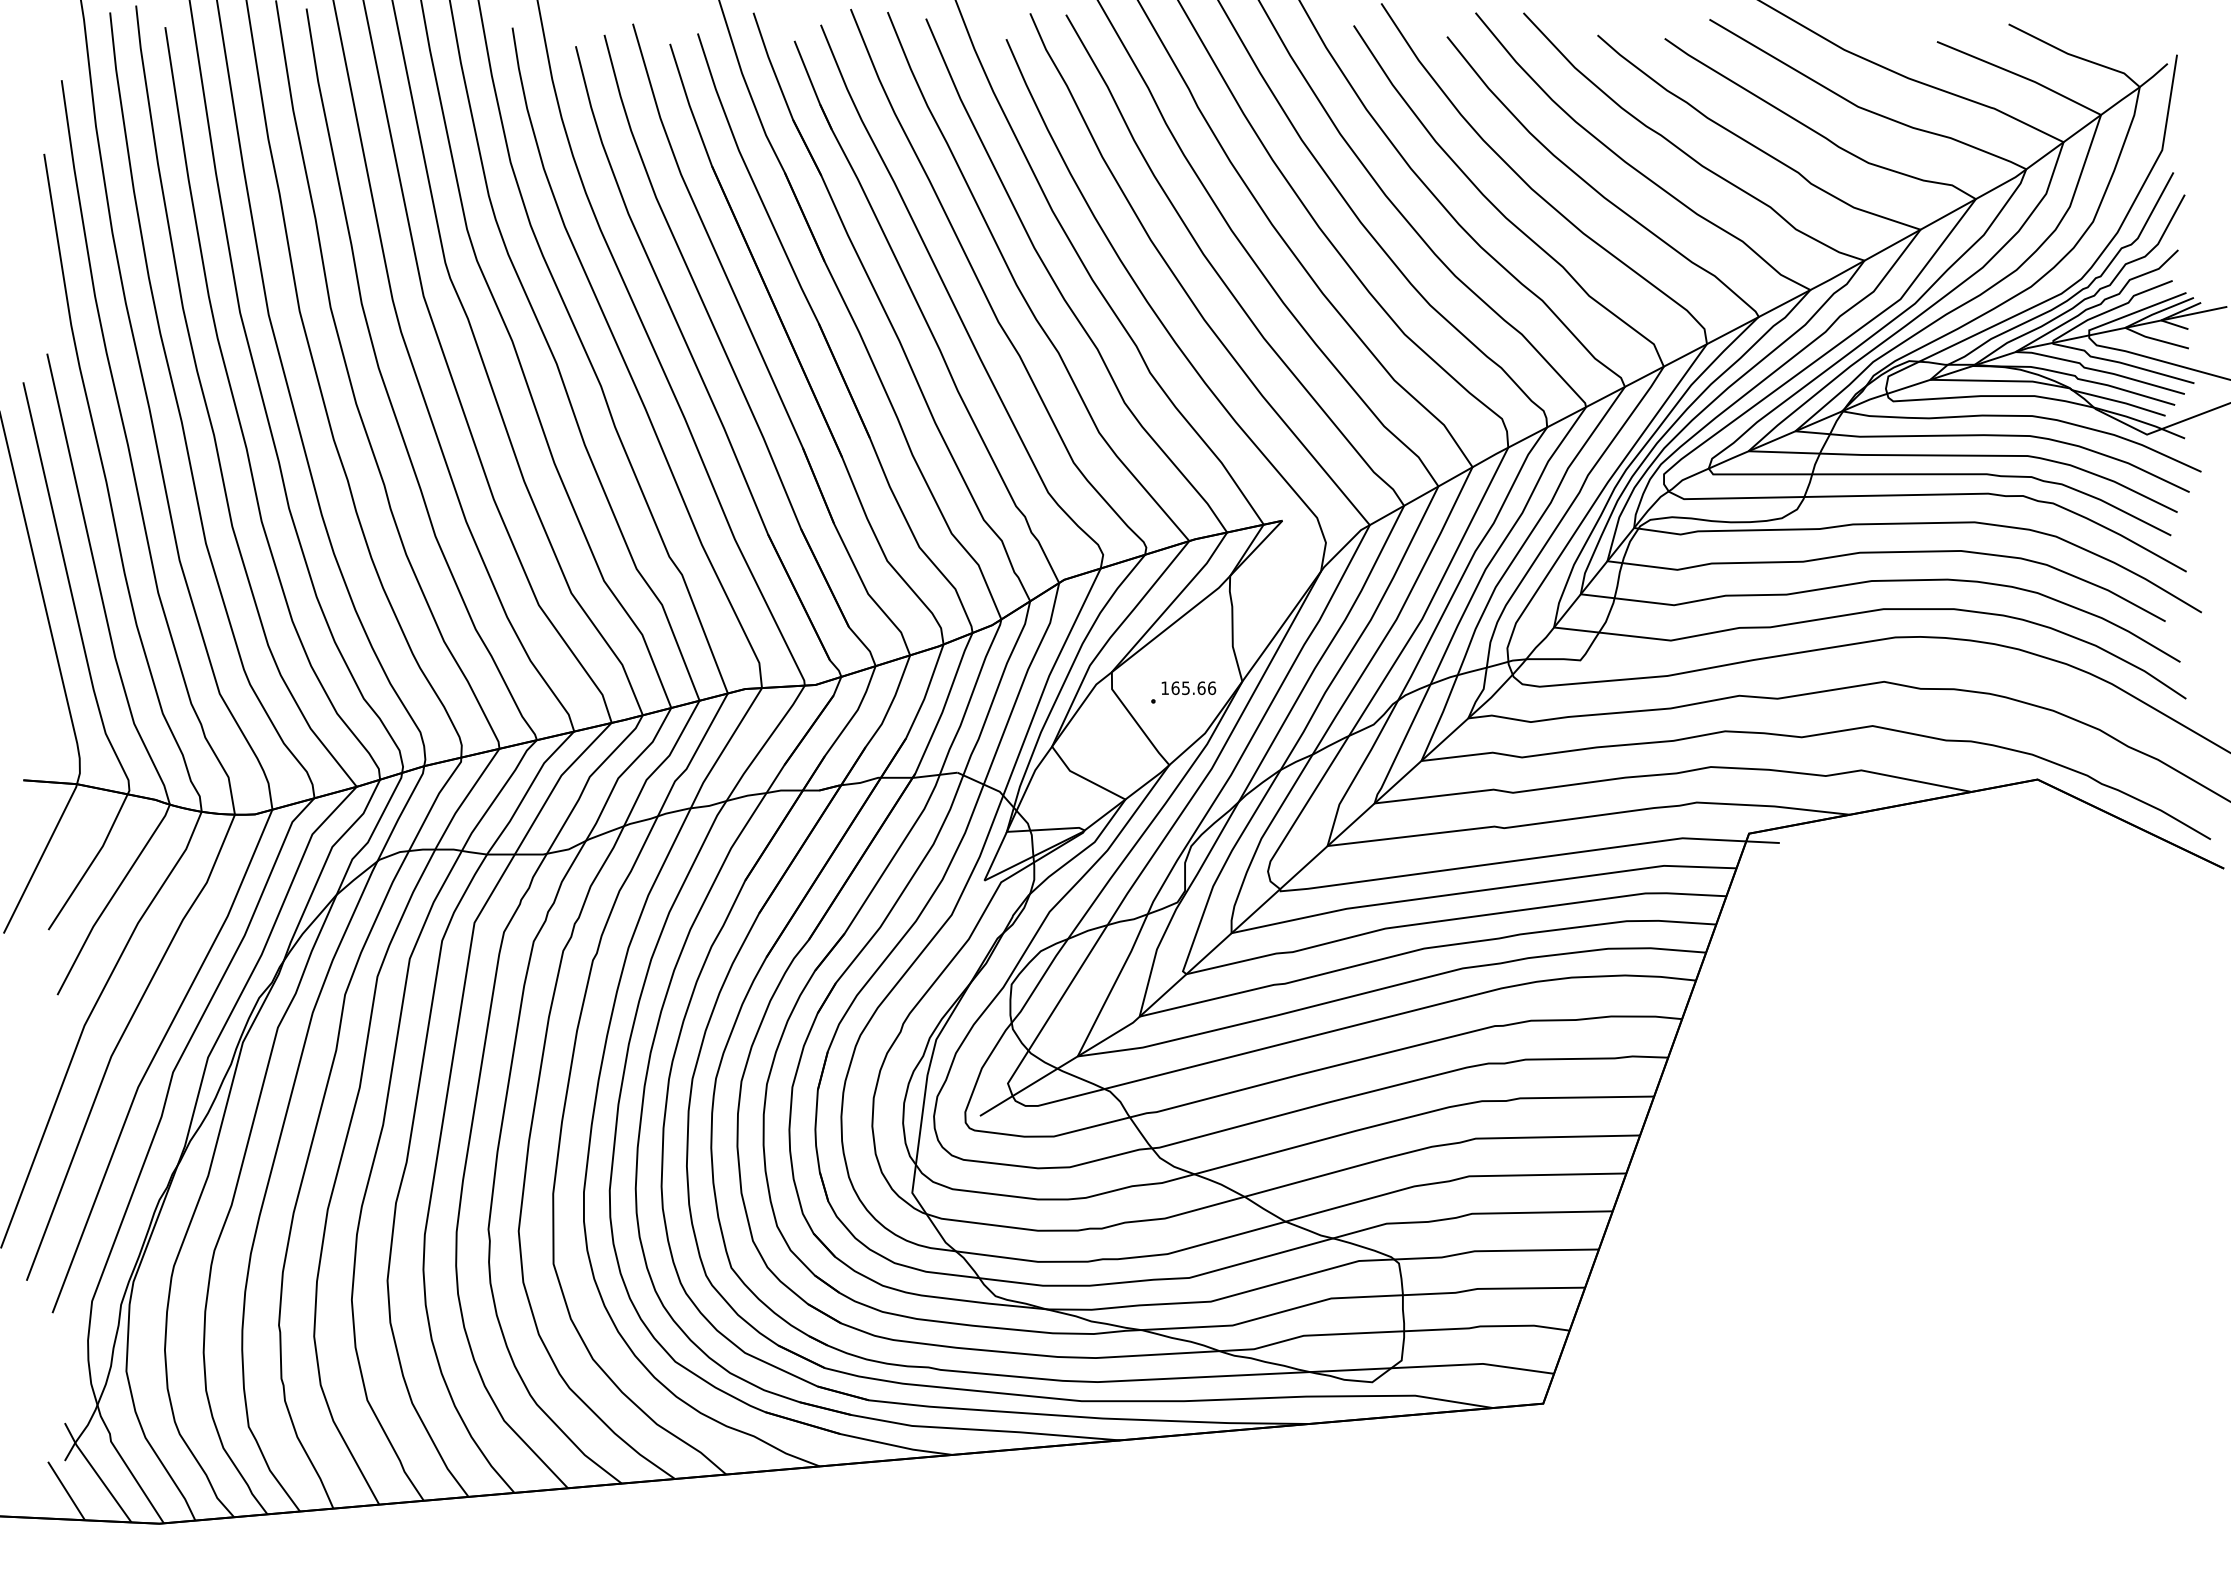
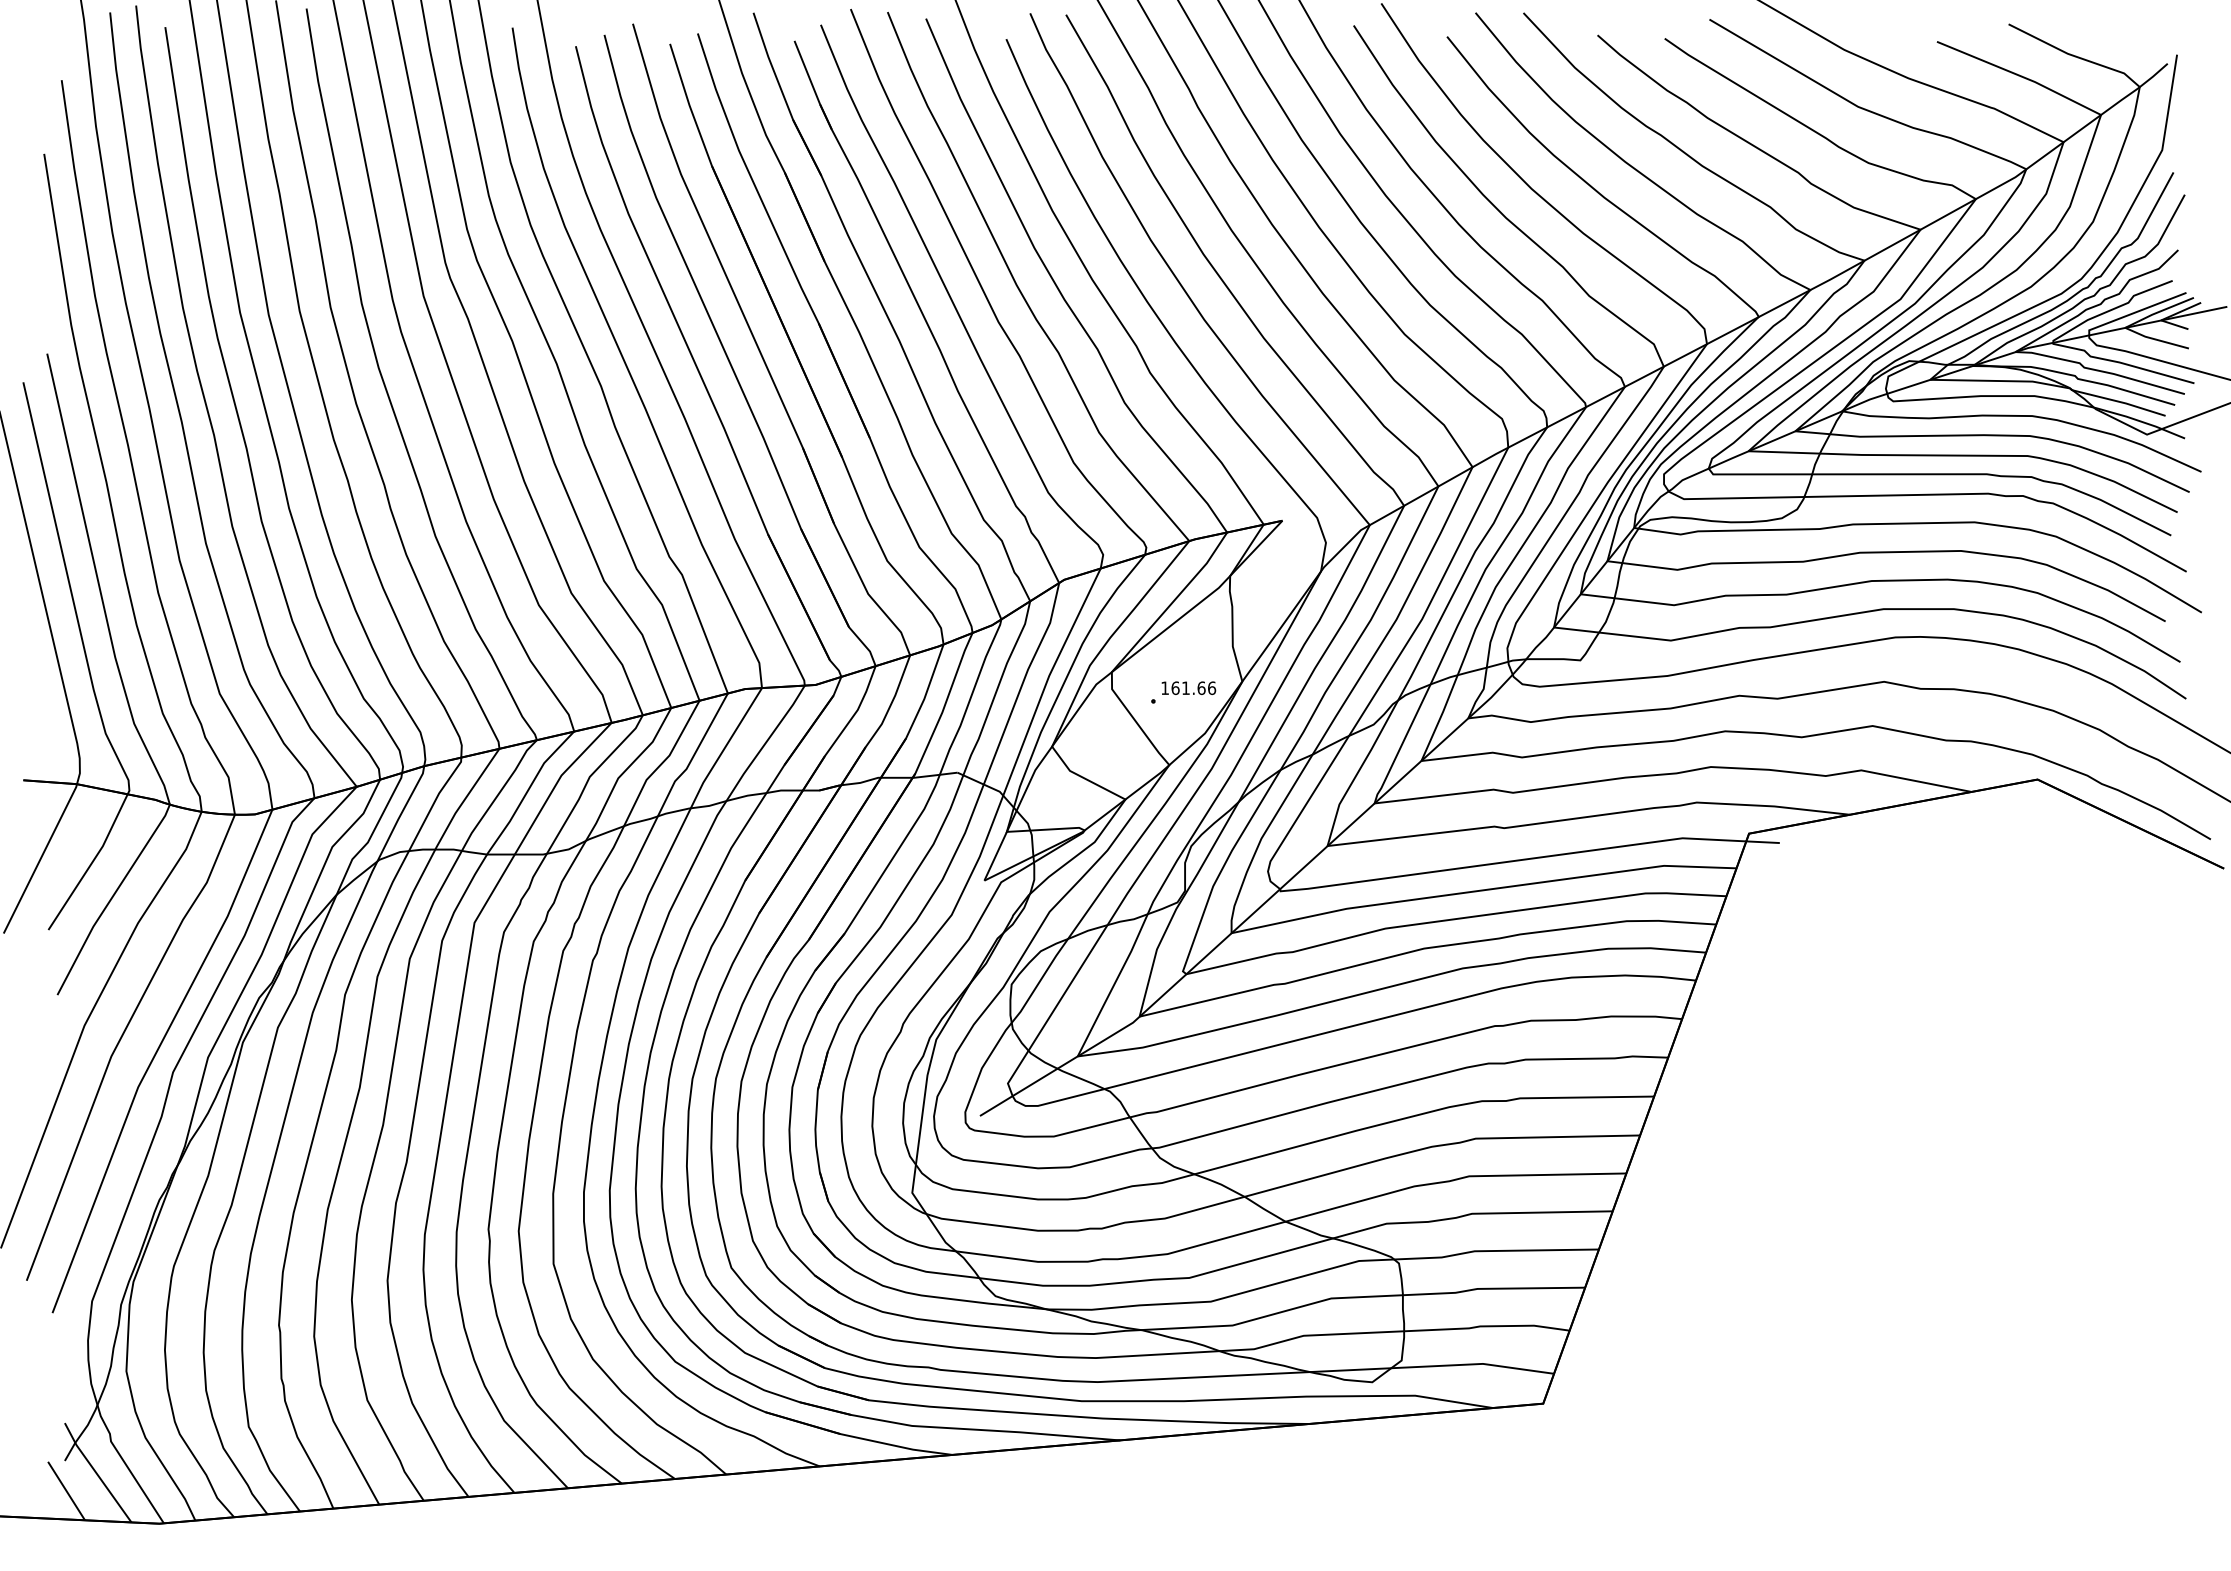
text: 165.66 -> 161.66 (1185, 688)
